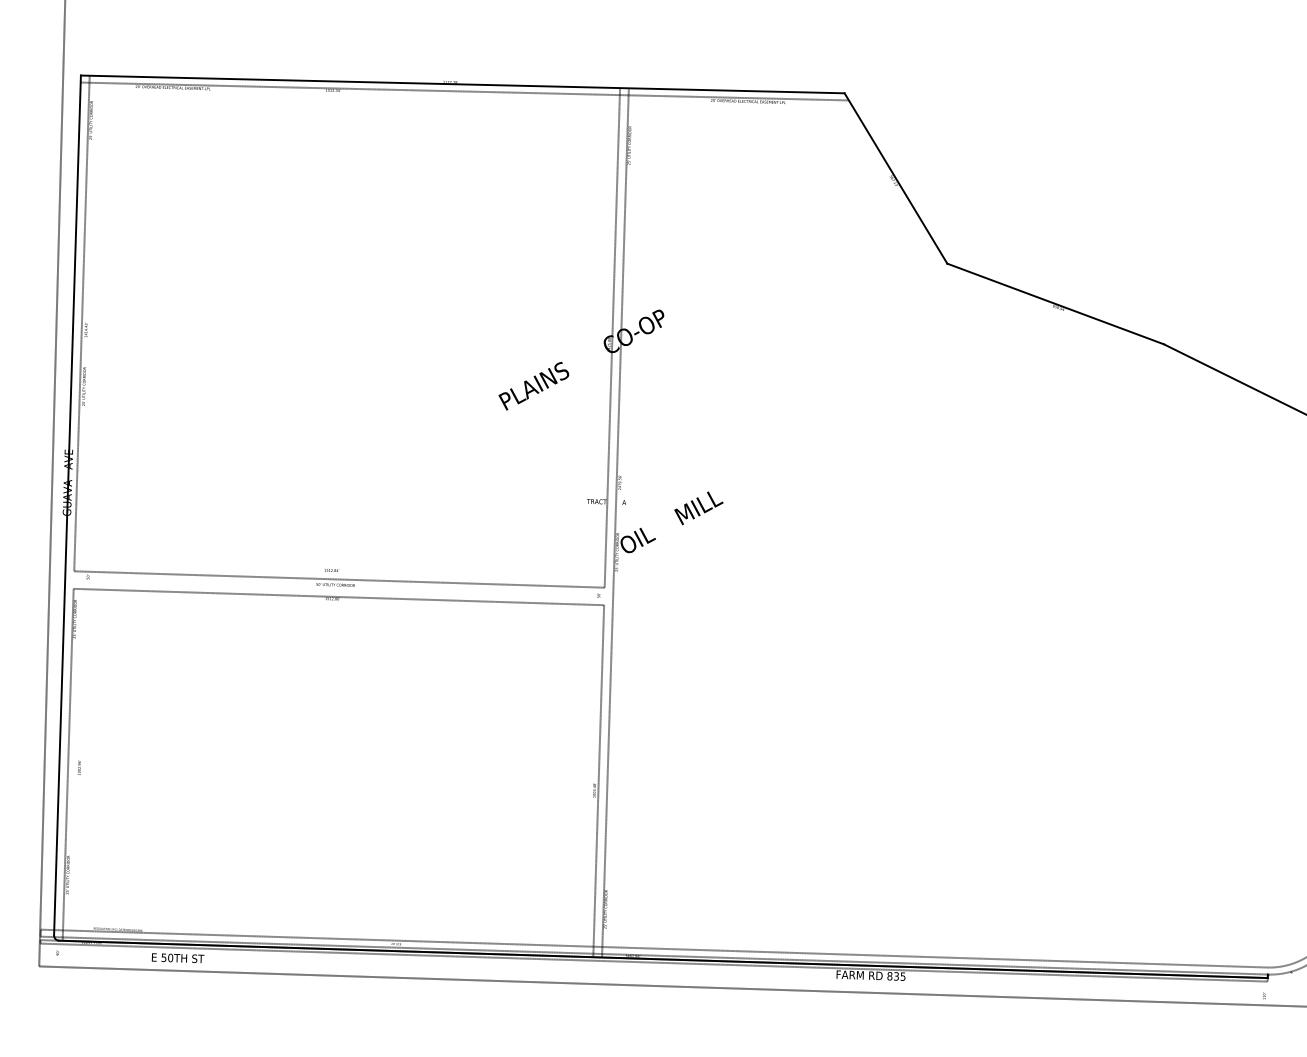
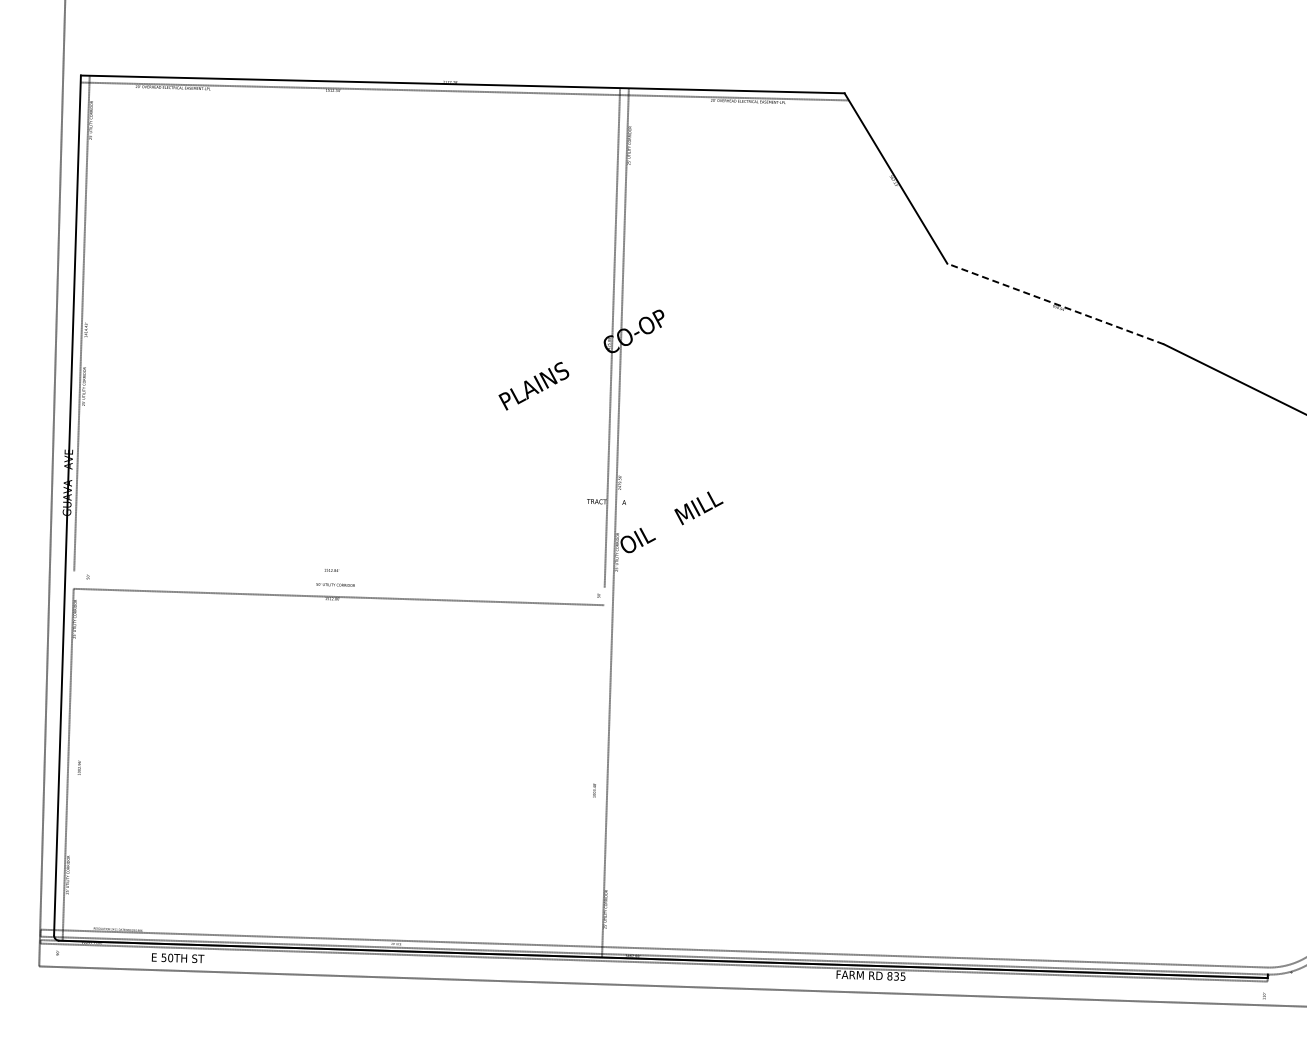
line: solid -> dashed (1055, 304)
line: present -> none (339, 579)
line: present -> none (598, 781)
